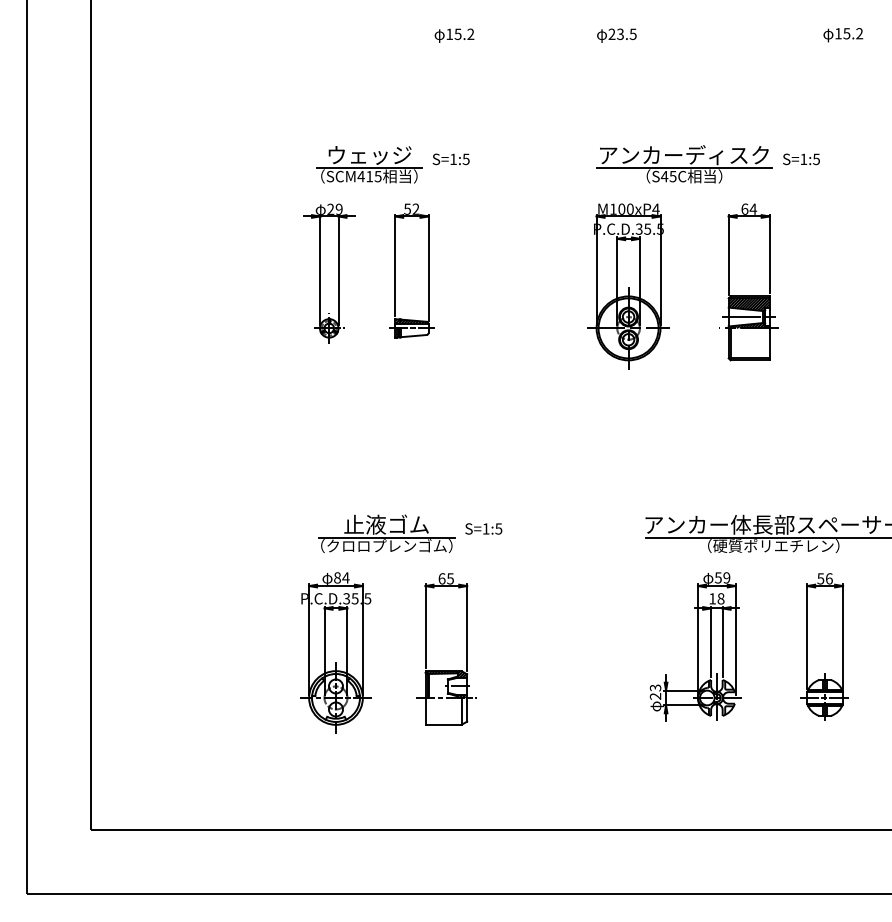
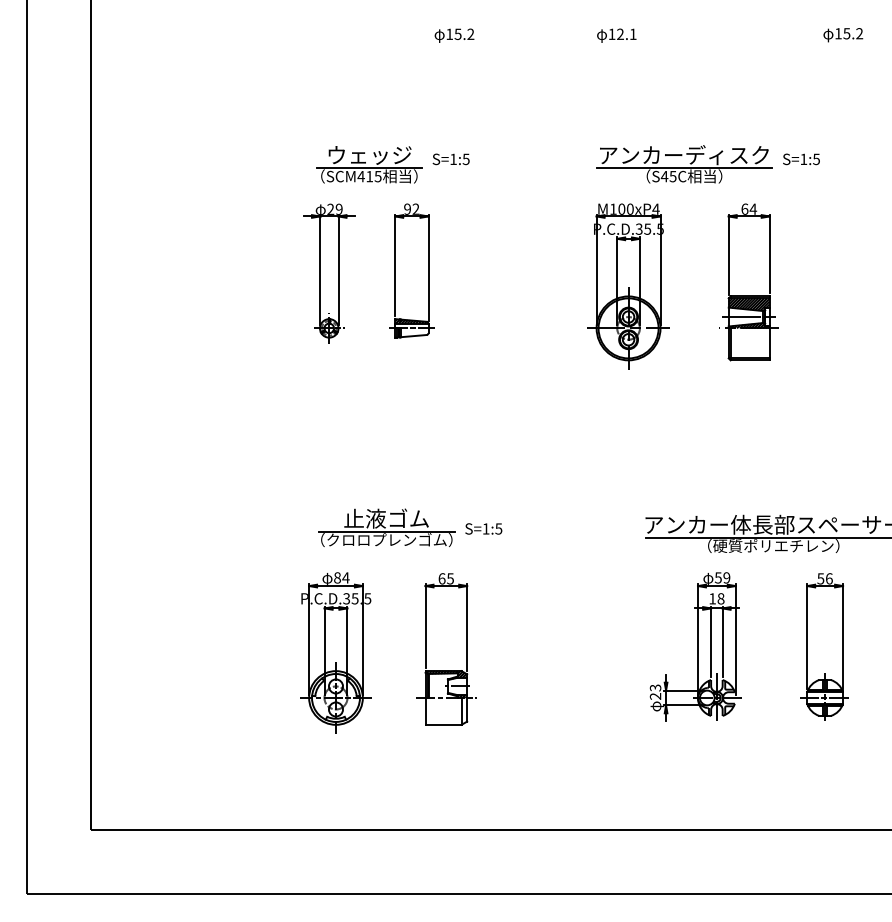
text: 23.5 -> 12.1 (622, 34)
text: 52 -> 92 (407, 208)
part position: (386, 533) -> (386, 527) (386, 527)
